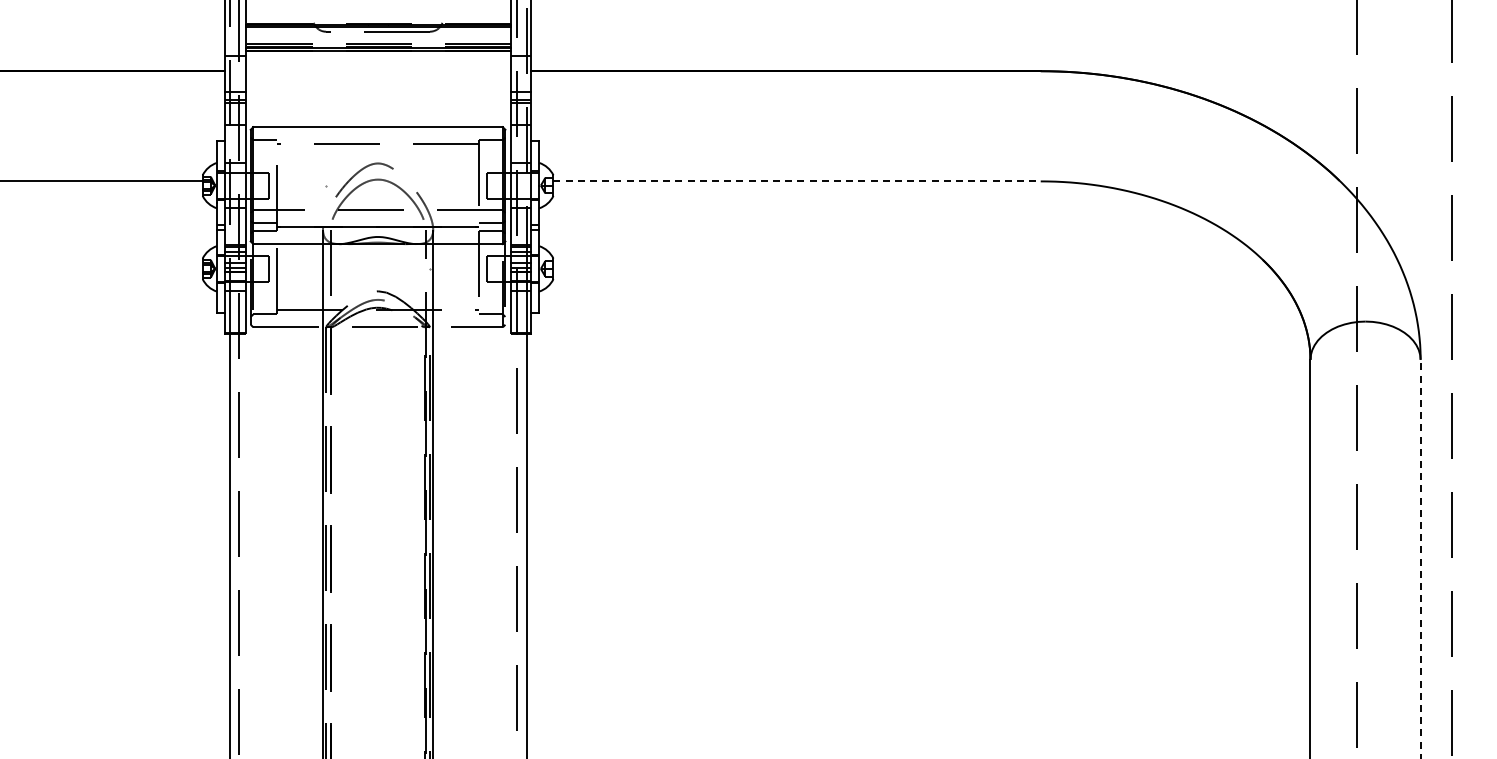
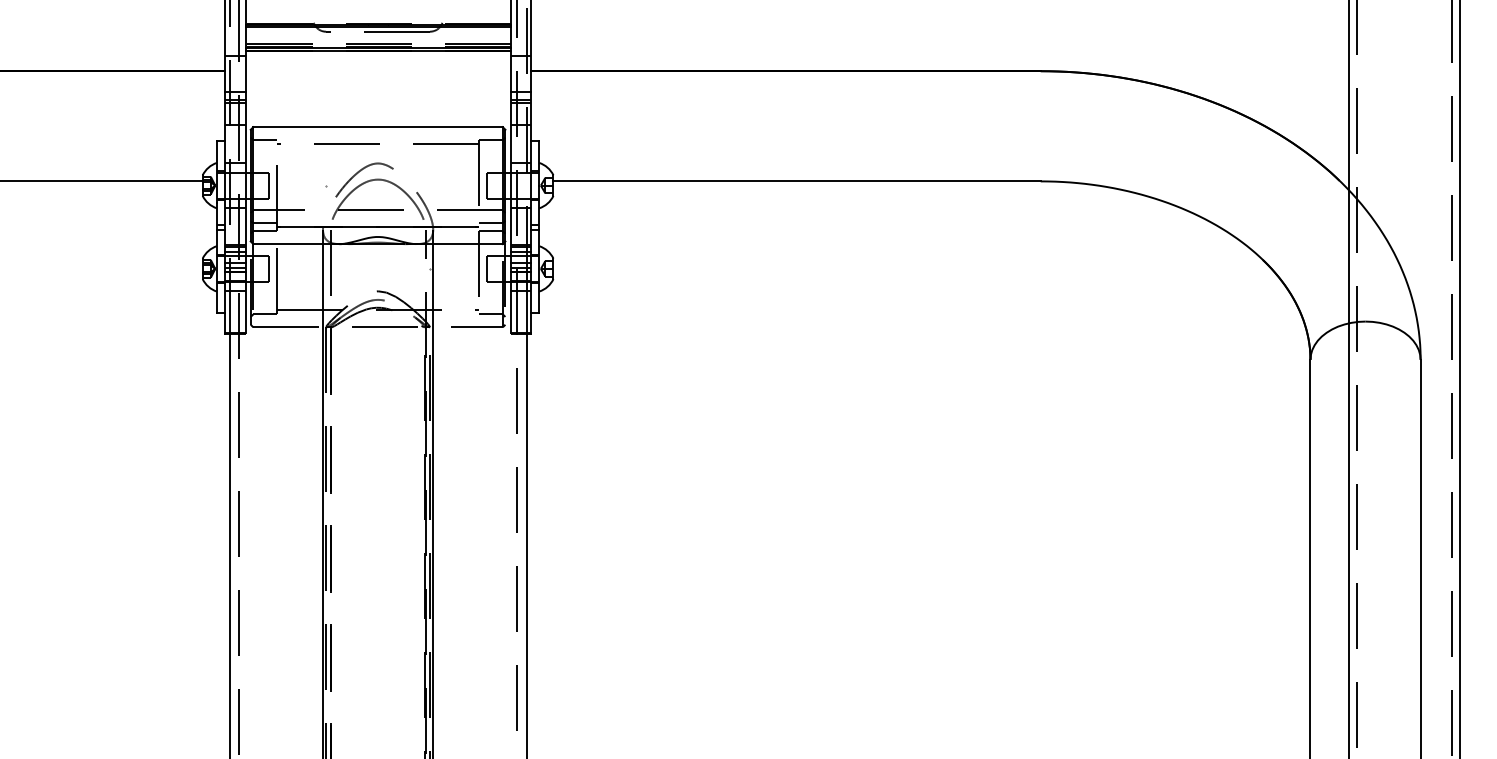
line: dashed -> solid (797, 181)
line: none -> present (1349, 378)
line: none -> present (1459, 378)
line: dashed -> solid (1420, 558)
